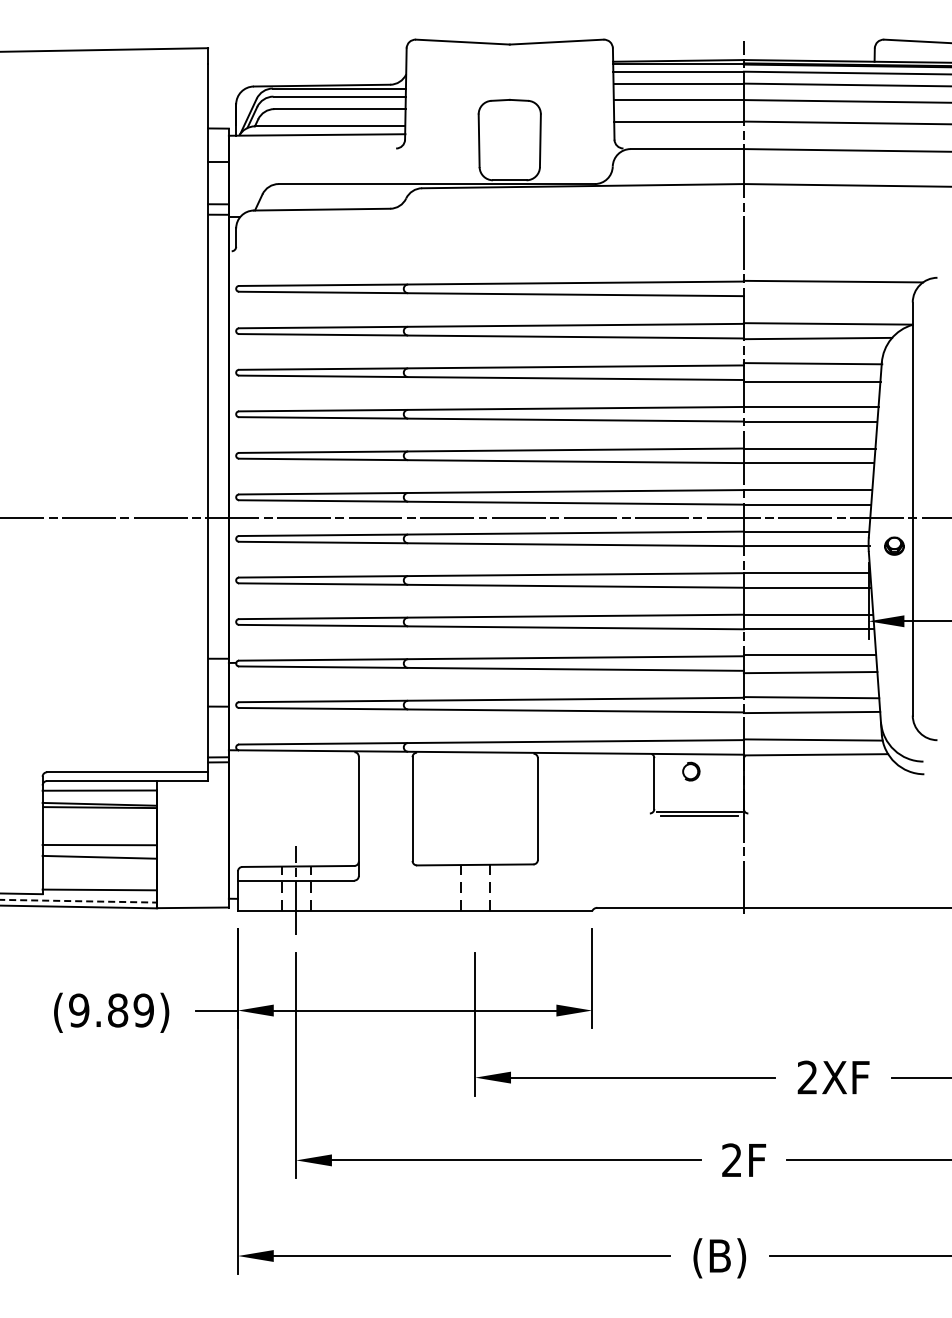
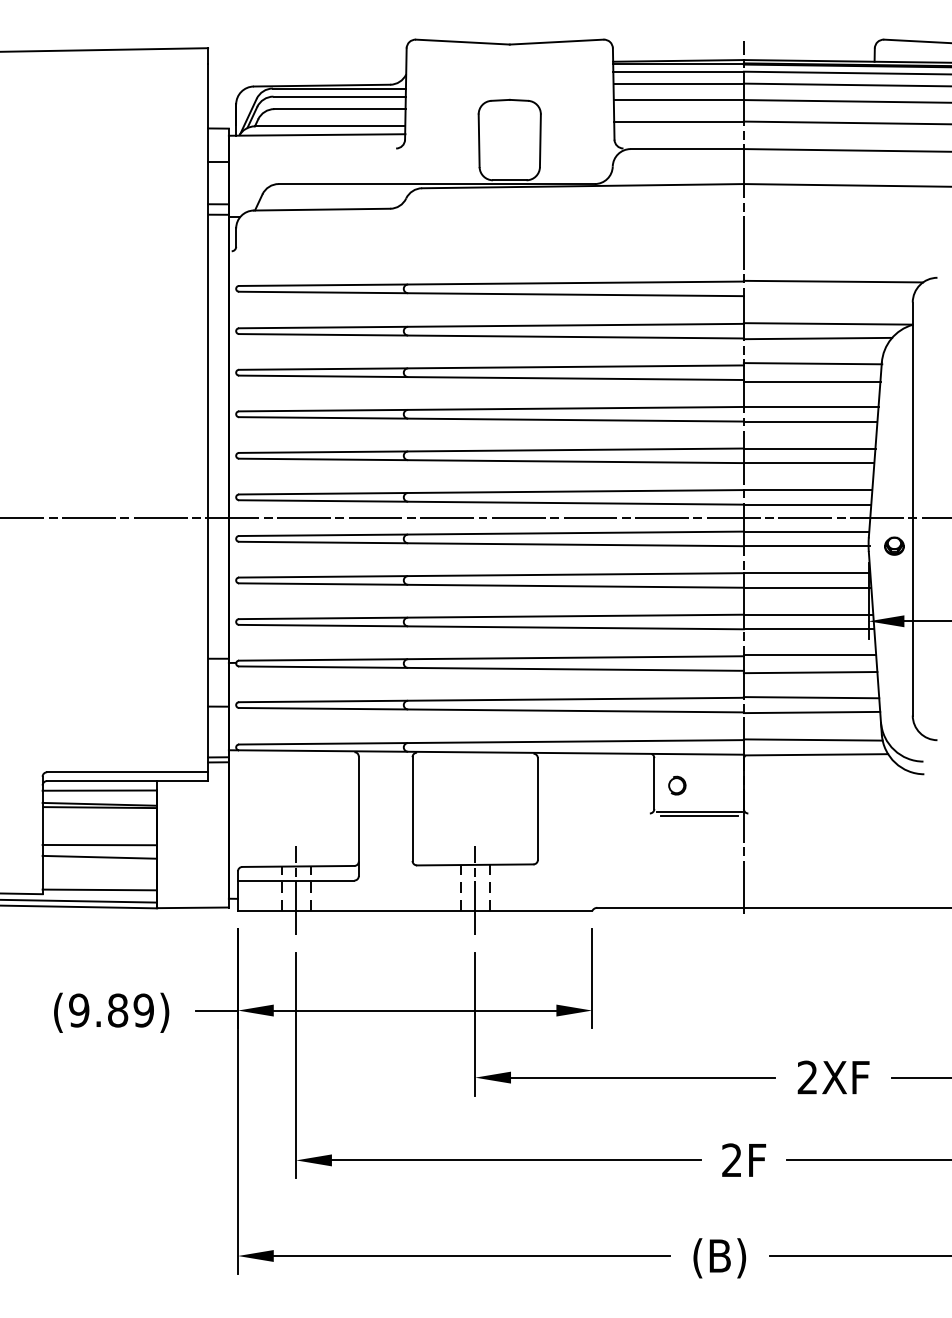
part position: (691, 771) -> (677, 785) (677, 785)
line: none -> present (475, 890)
line: dashed -> solid (79, 901)
